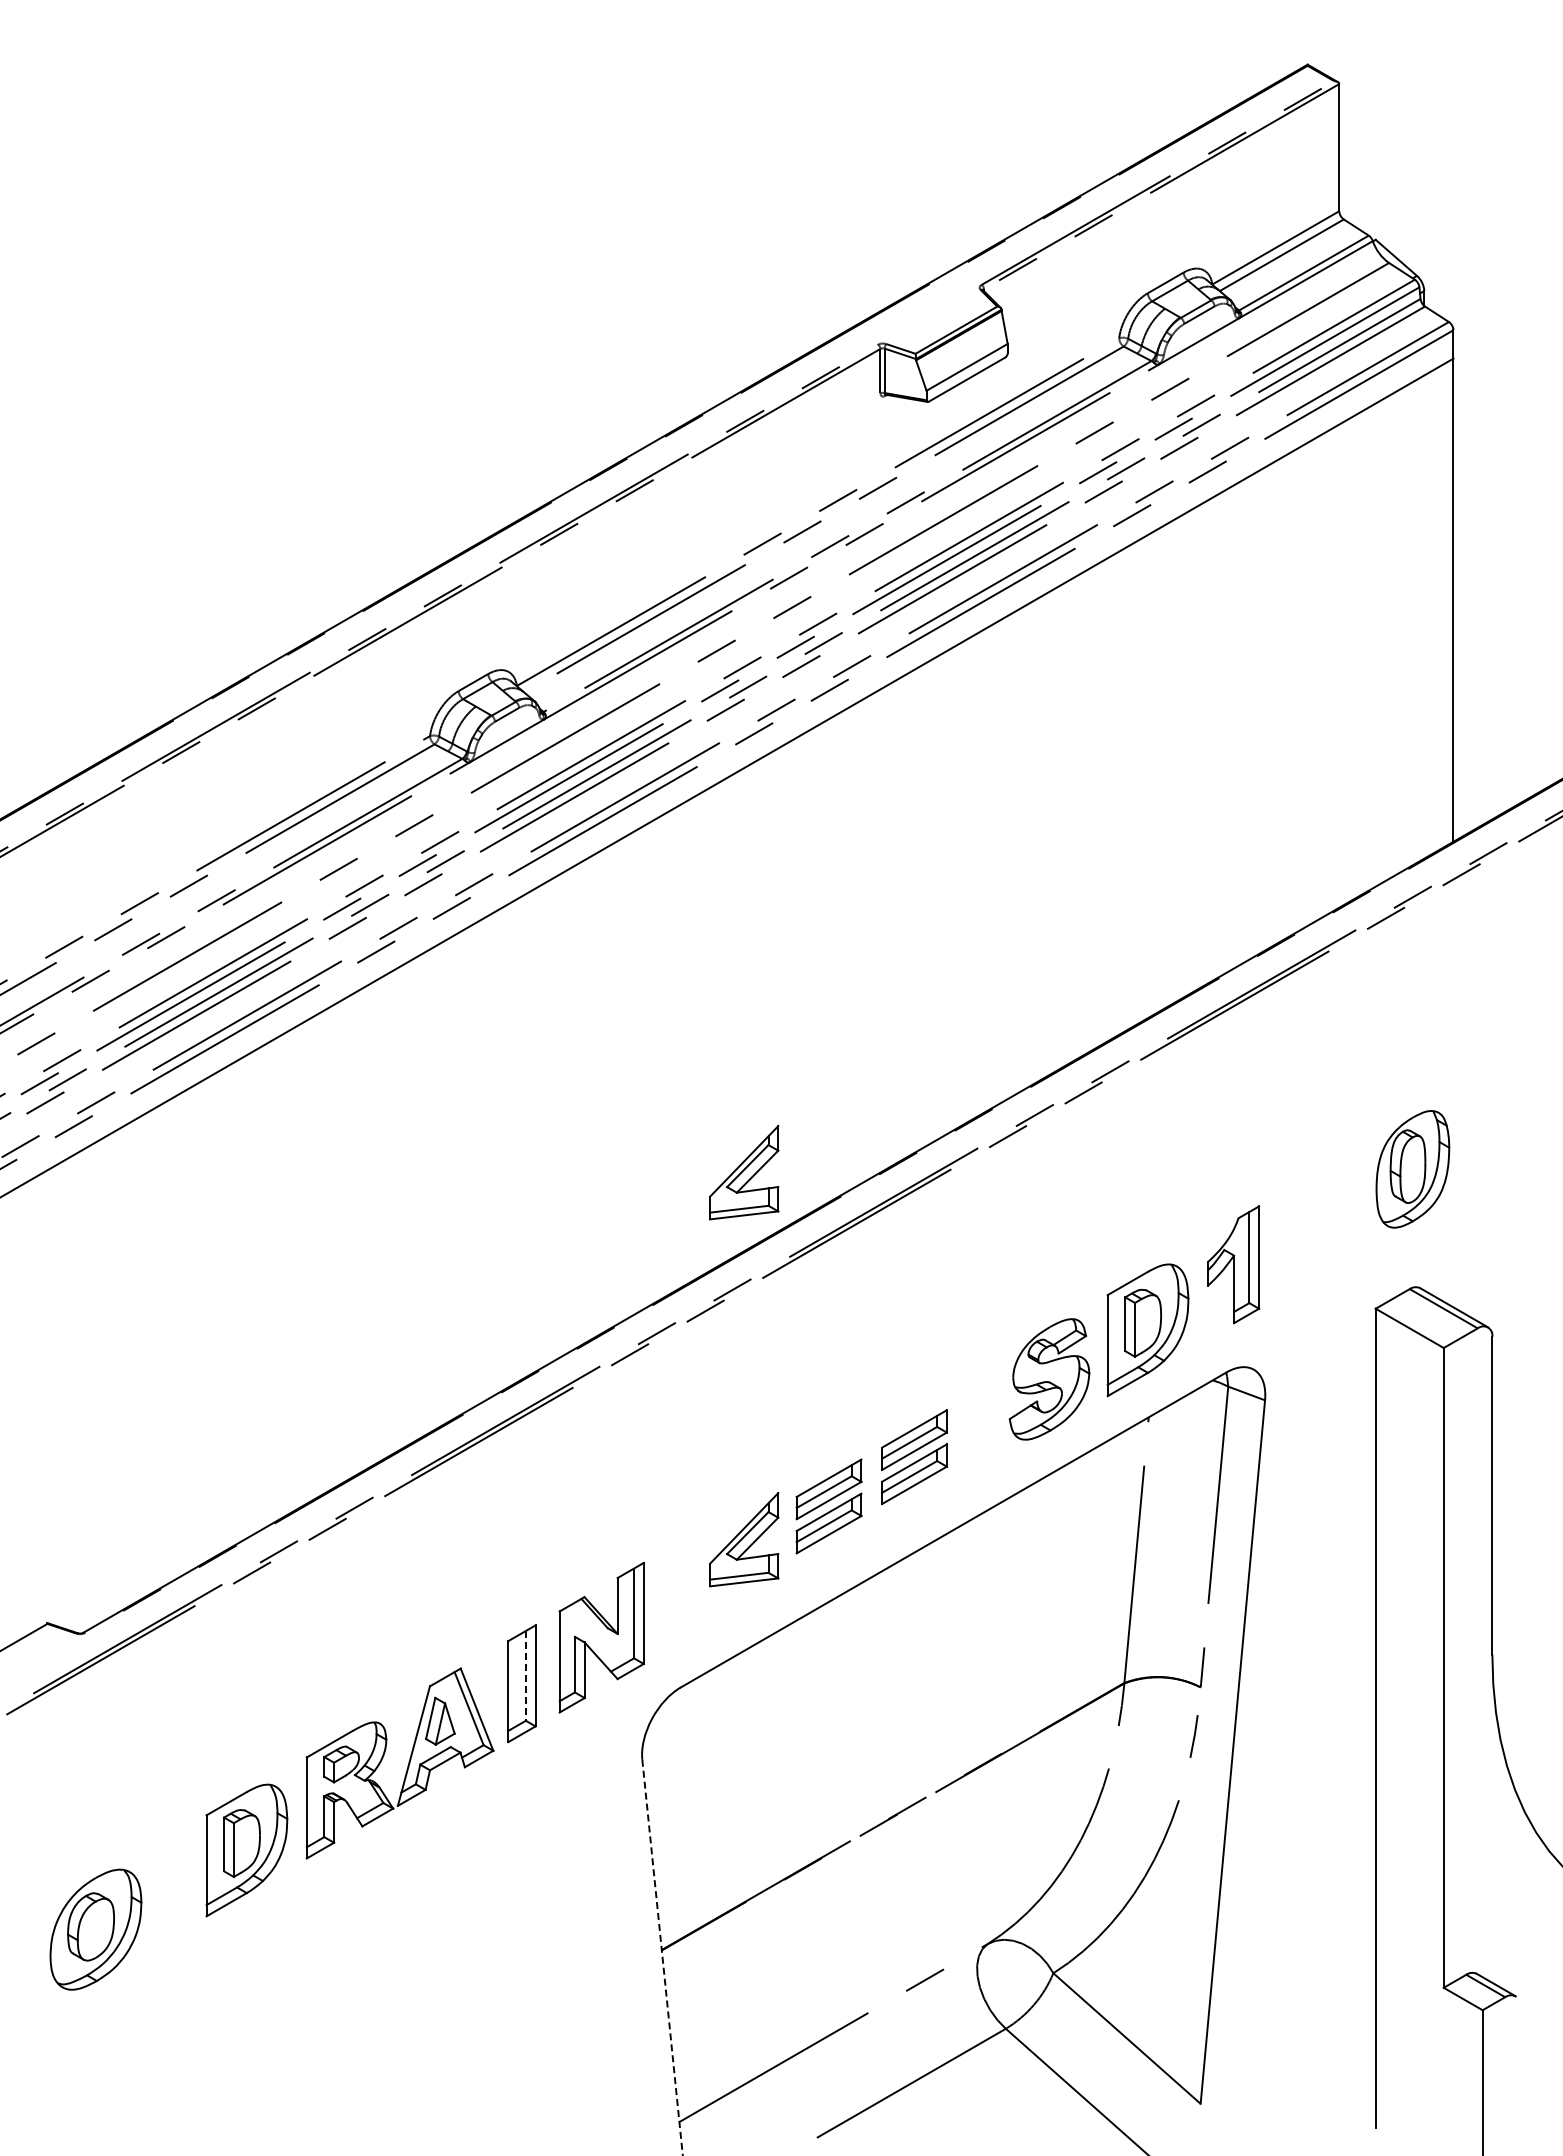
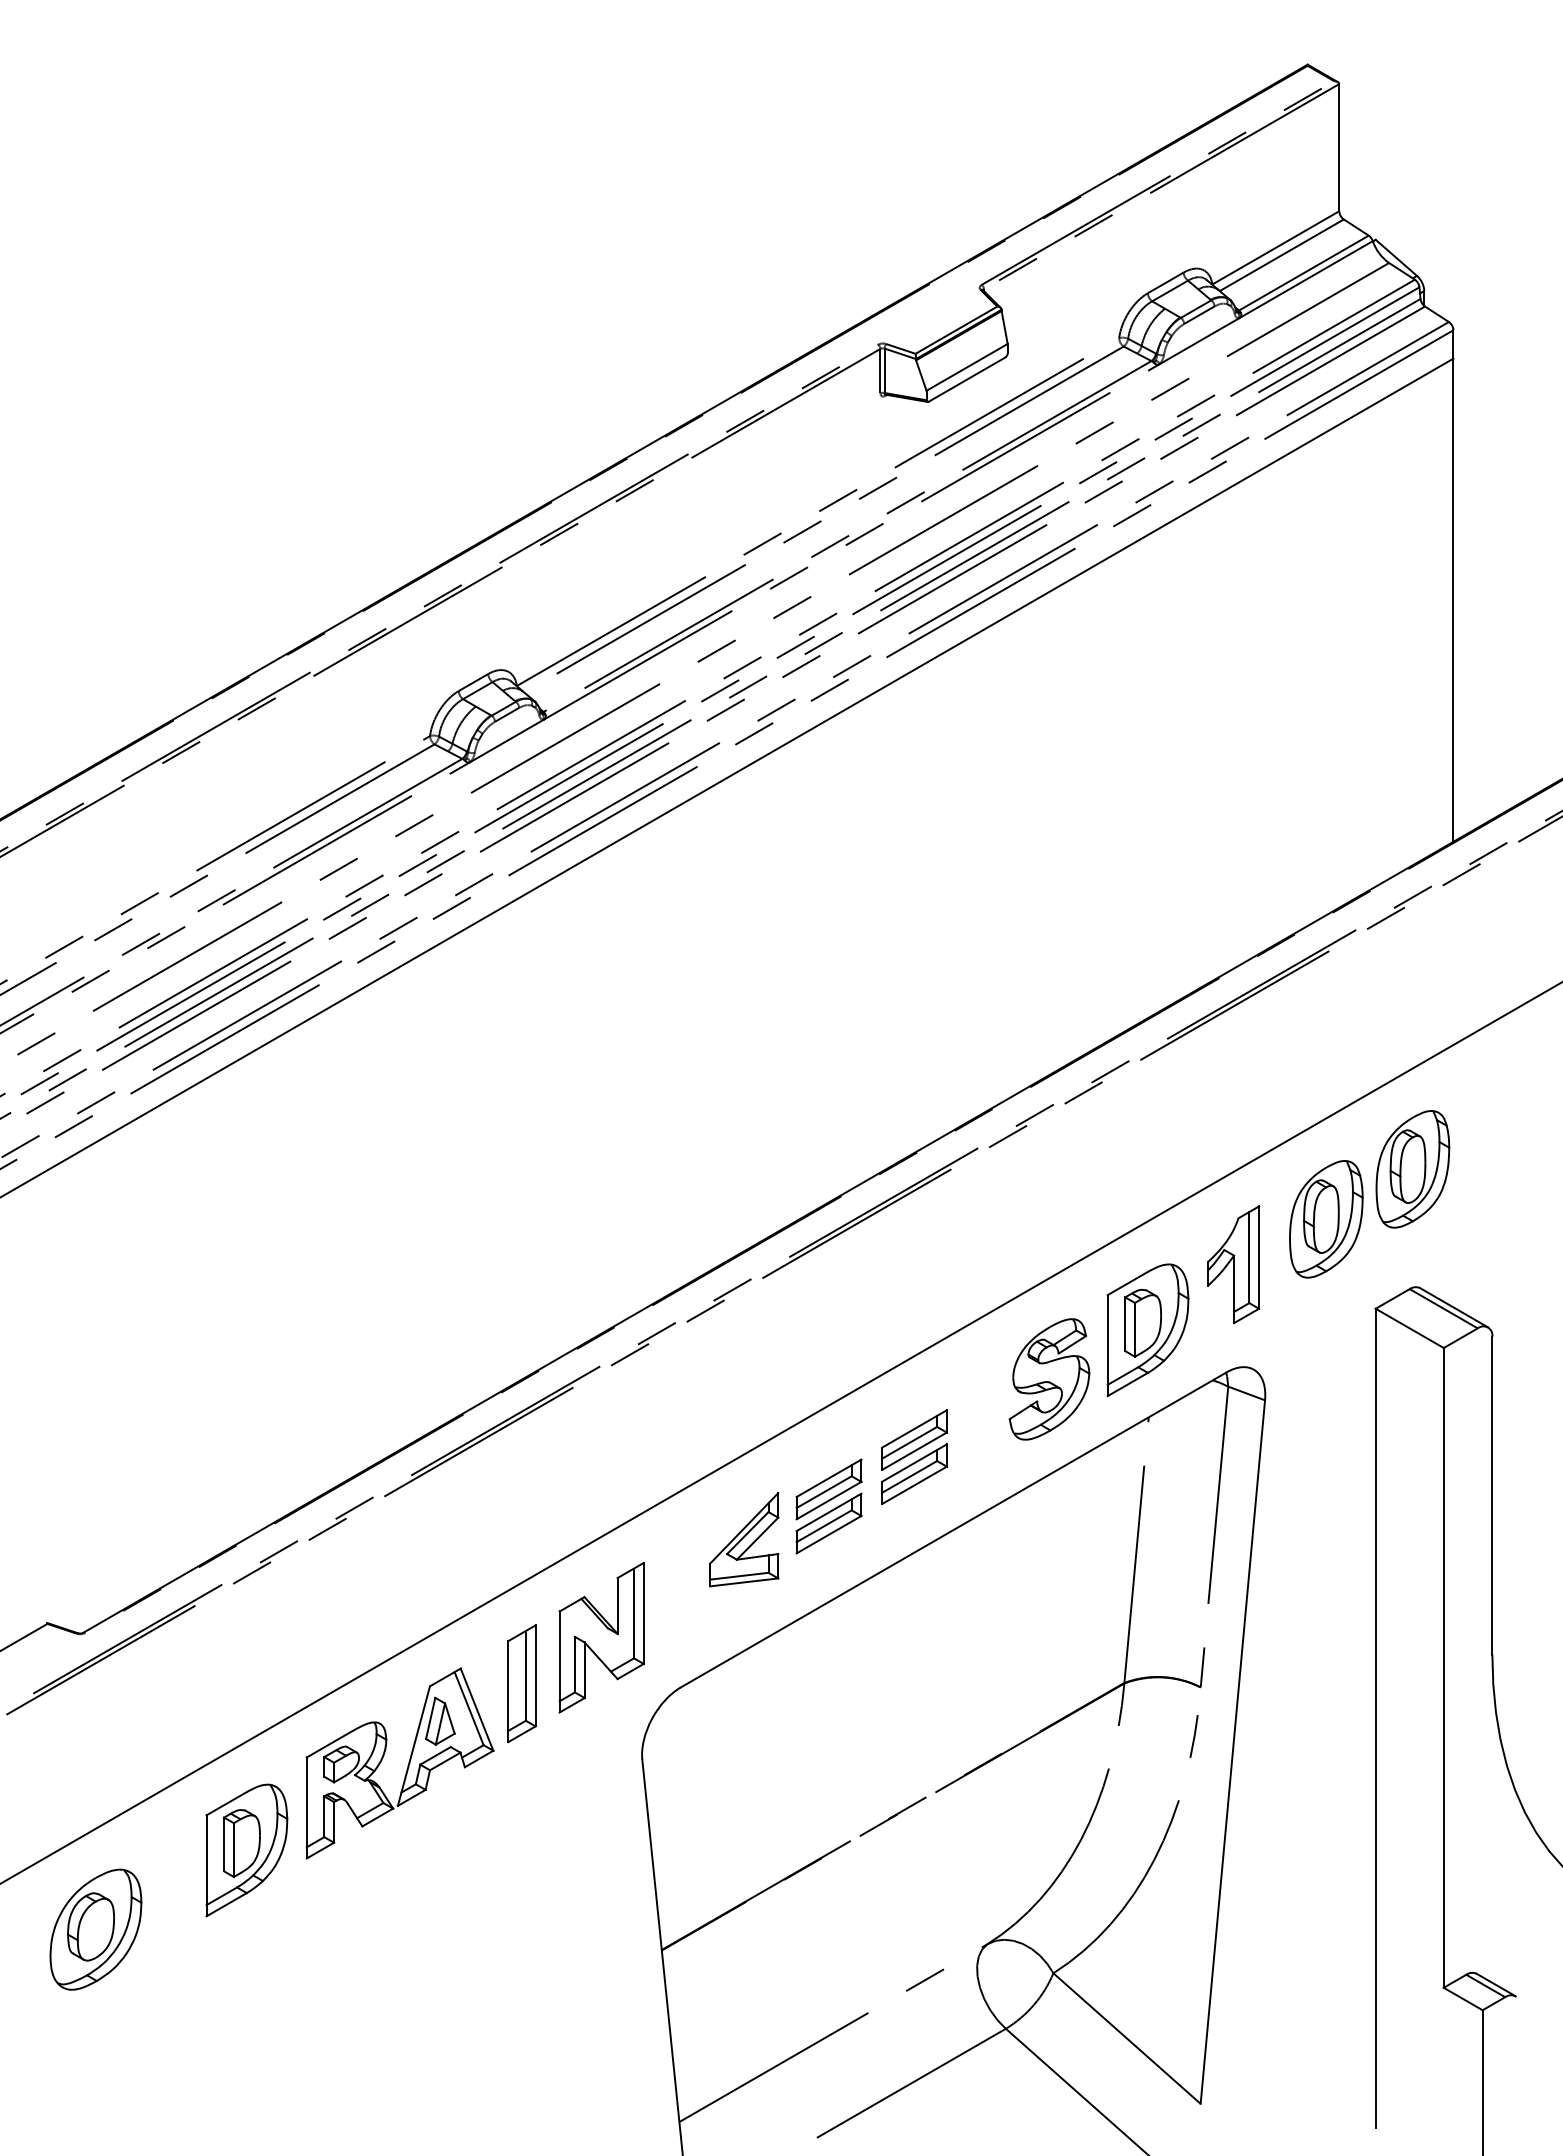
part: present -> none (744, 1172)
part: none -> present (1326, 1219)
line: none -> present (780, 1432)
line: dashed -> solid (525, 1675)
line: dashed -> solid (662, 1957)
